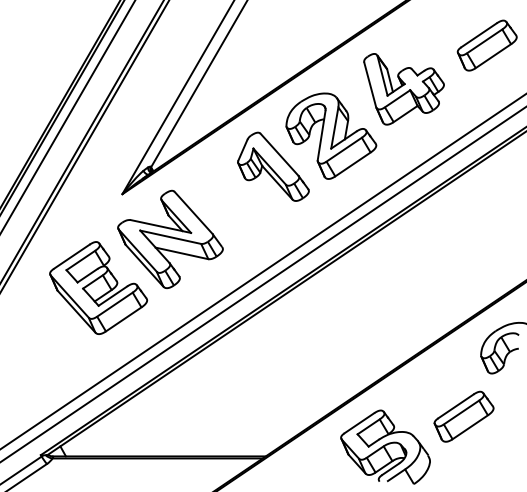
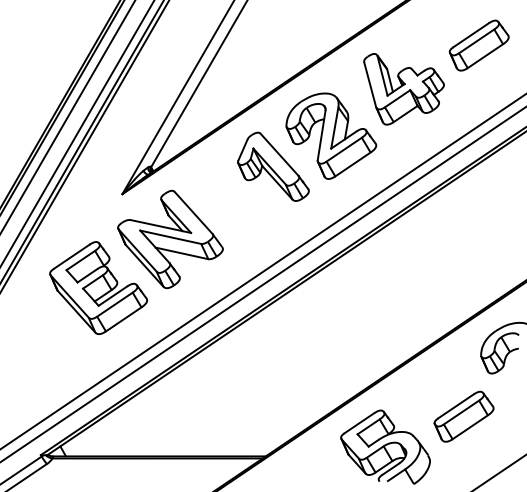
part position: (486, 45) -> (478, 45) (478, 45)
line: none -> present (77, 132)
line: none -> present (499, 472)
